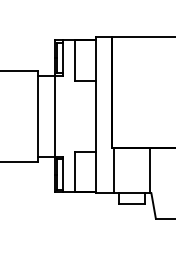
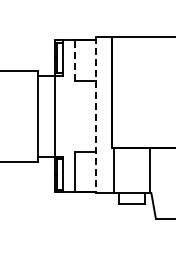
line: solid -> dashed (75, 60)
line: solid -> dashed (95, 115)
